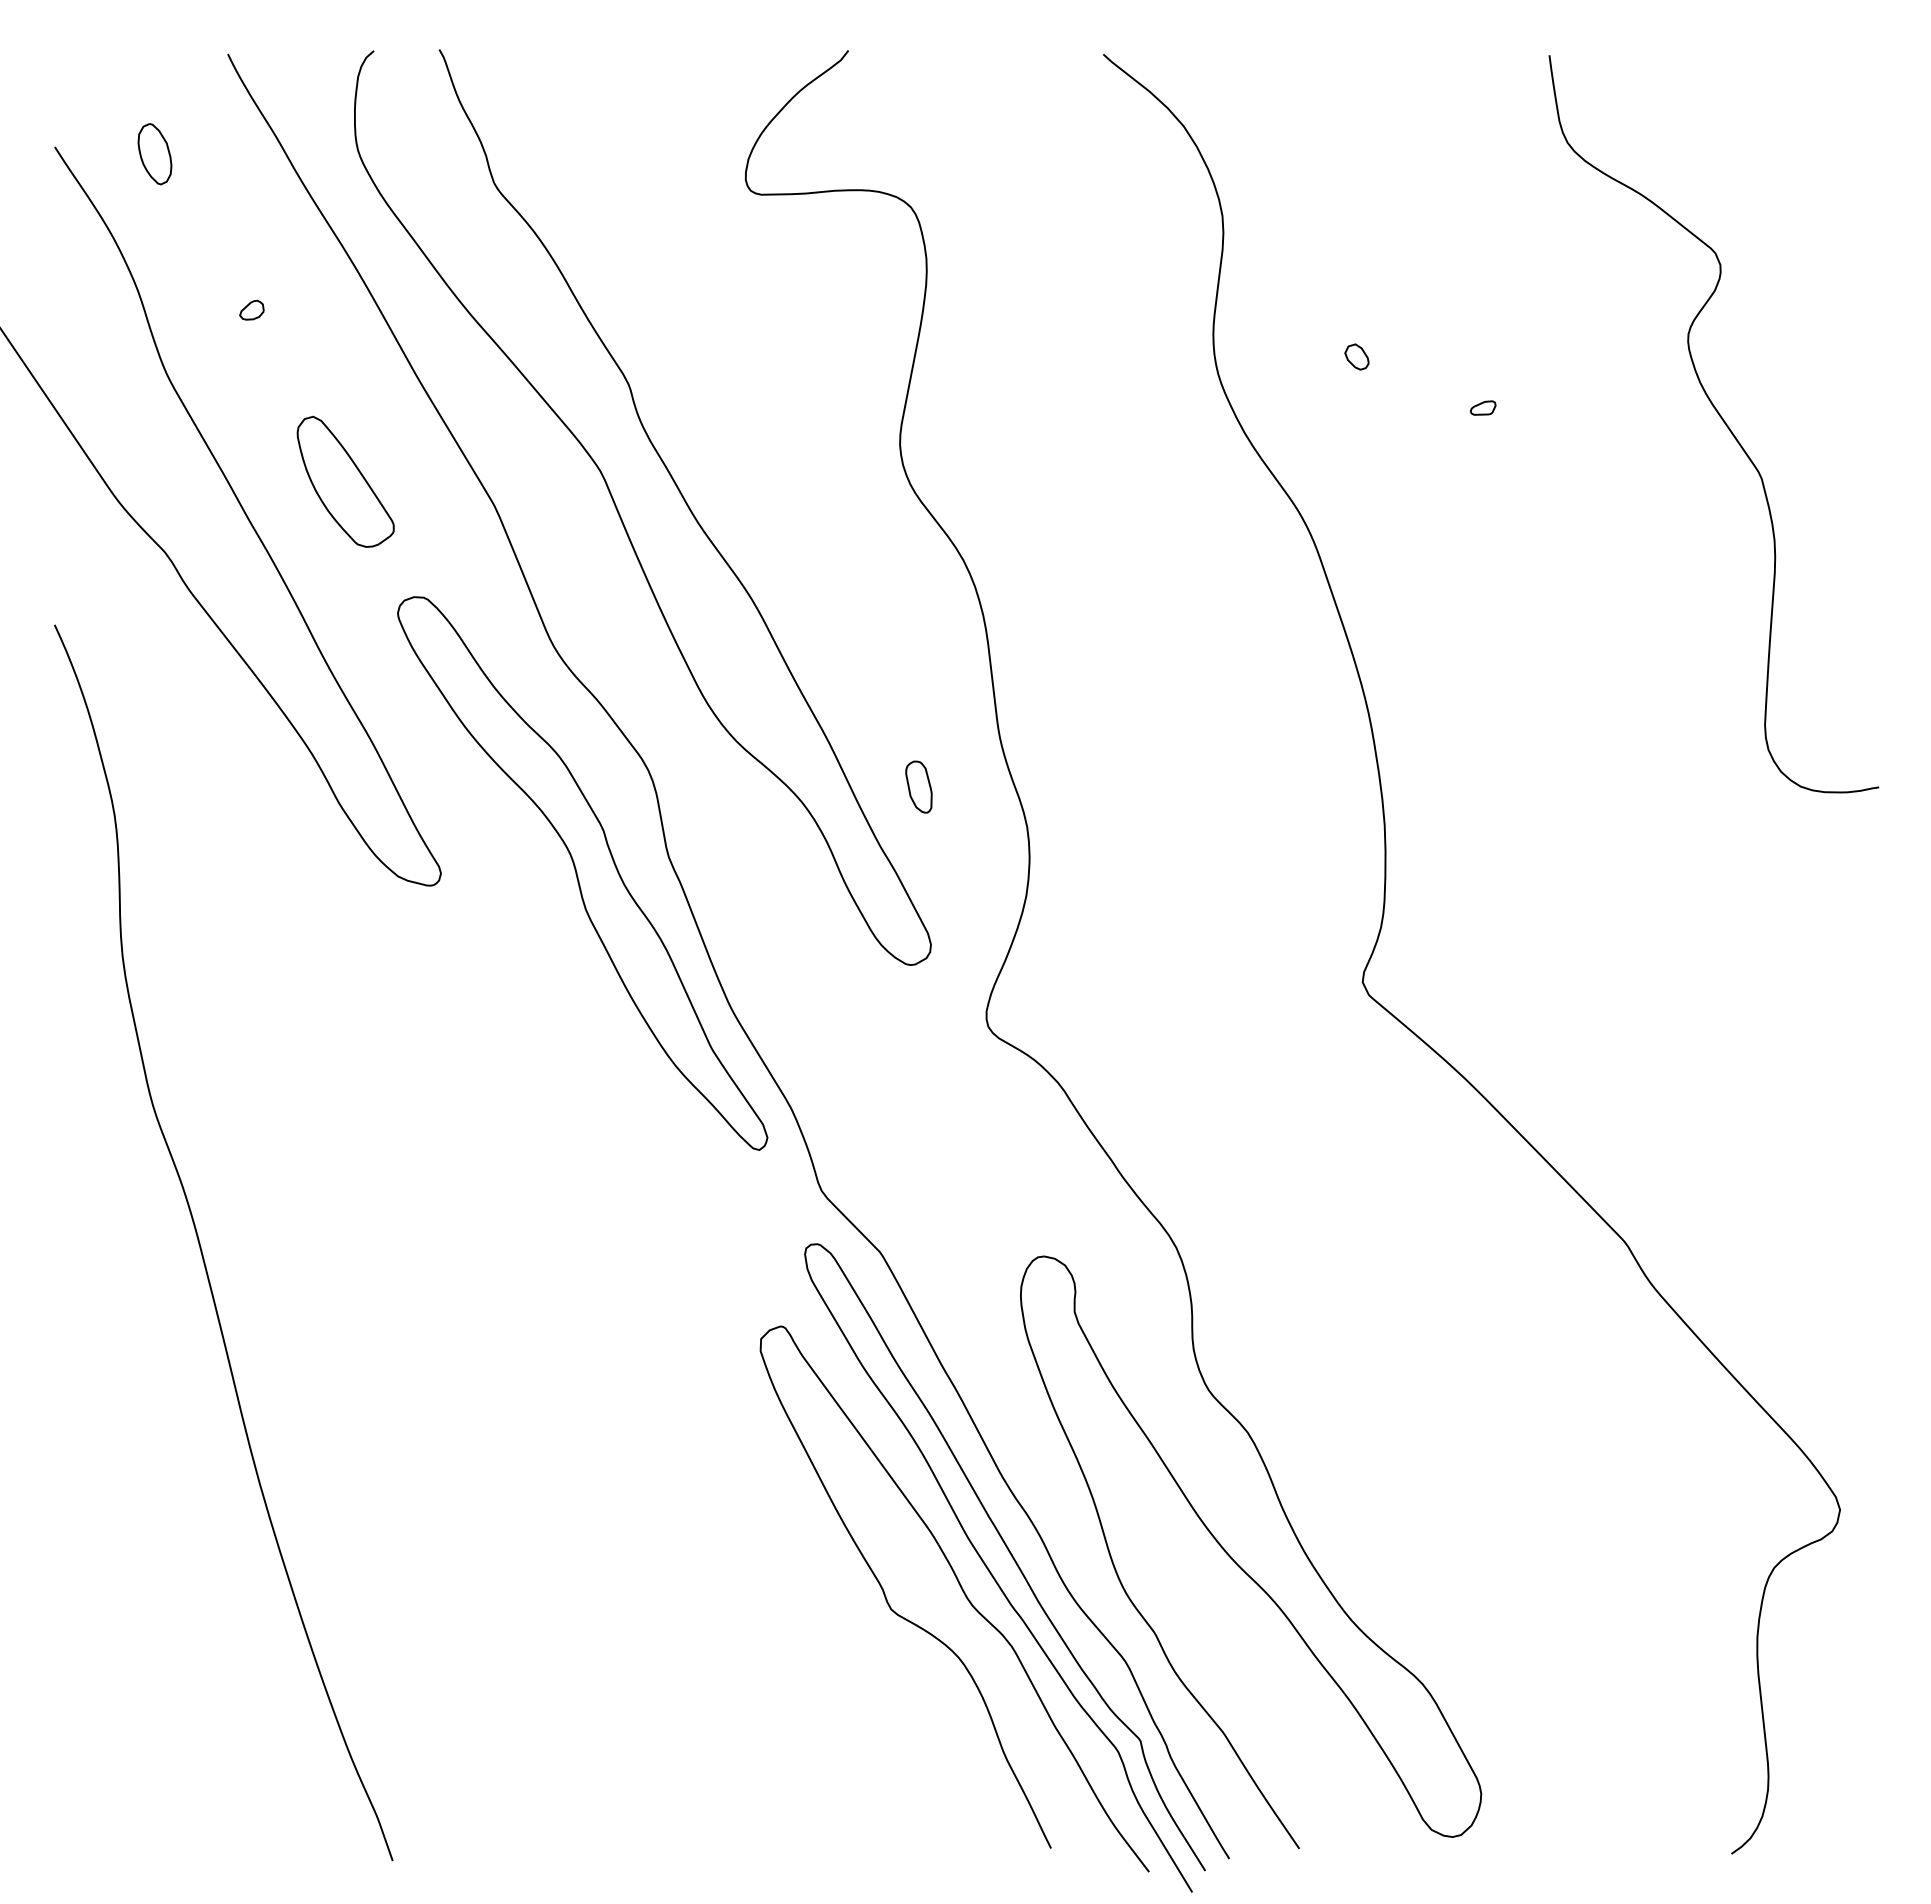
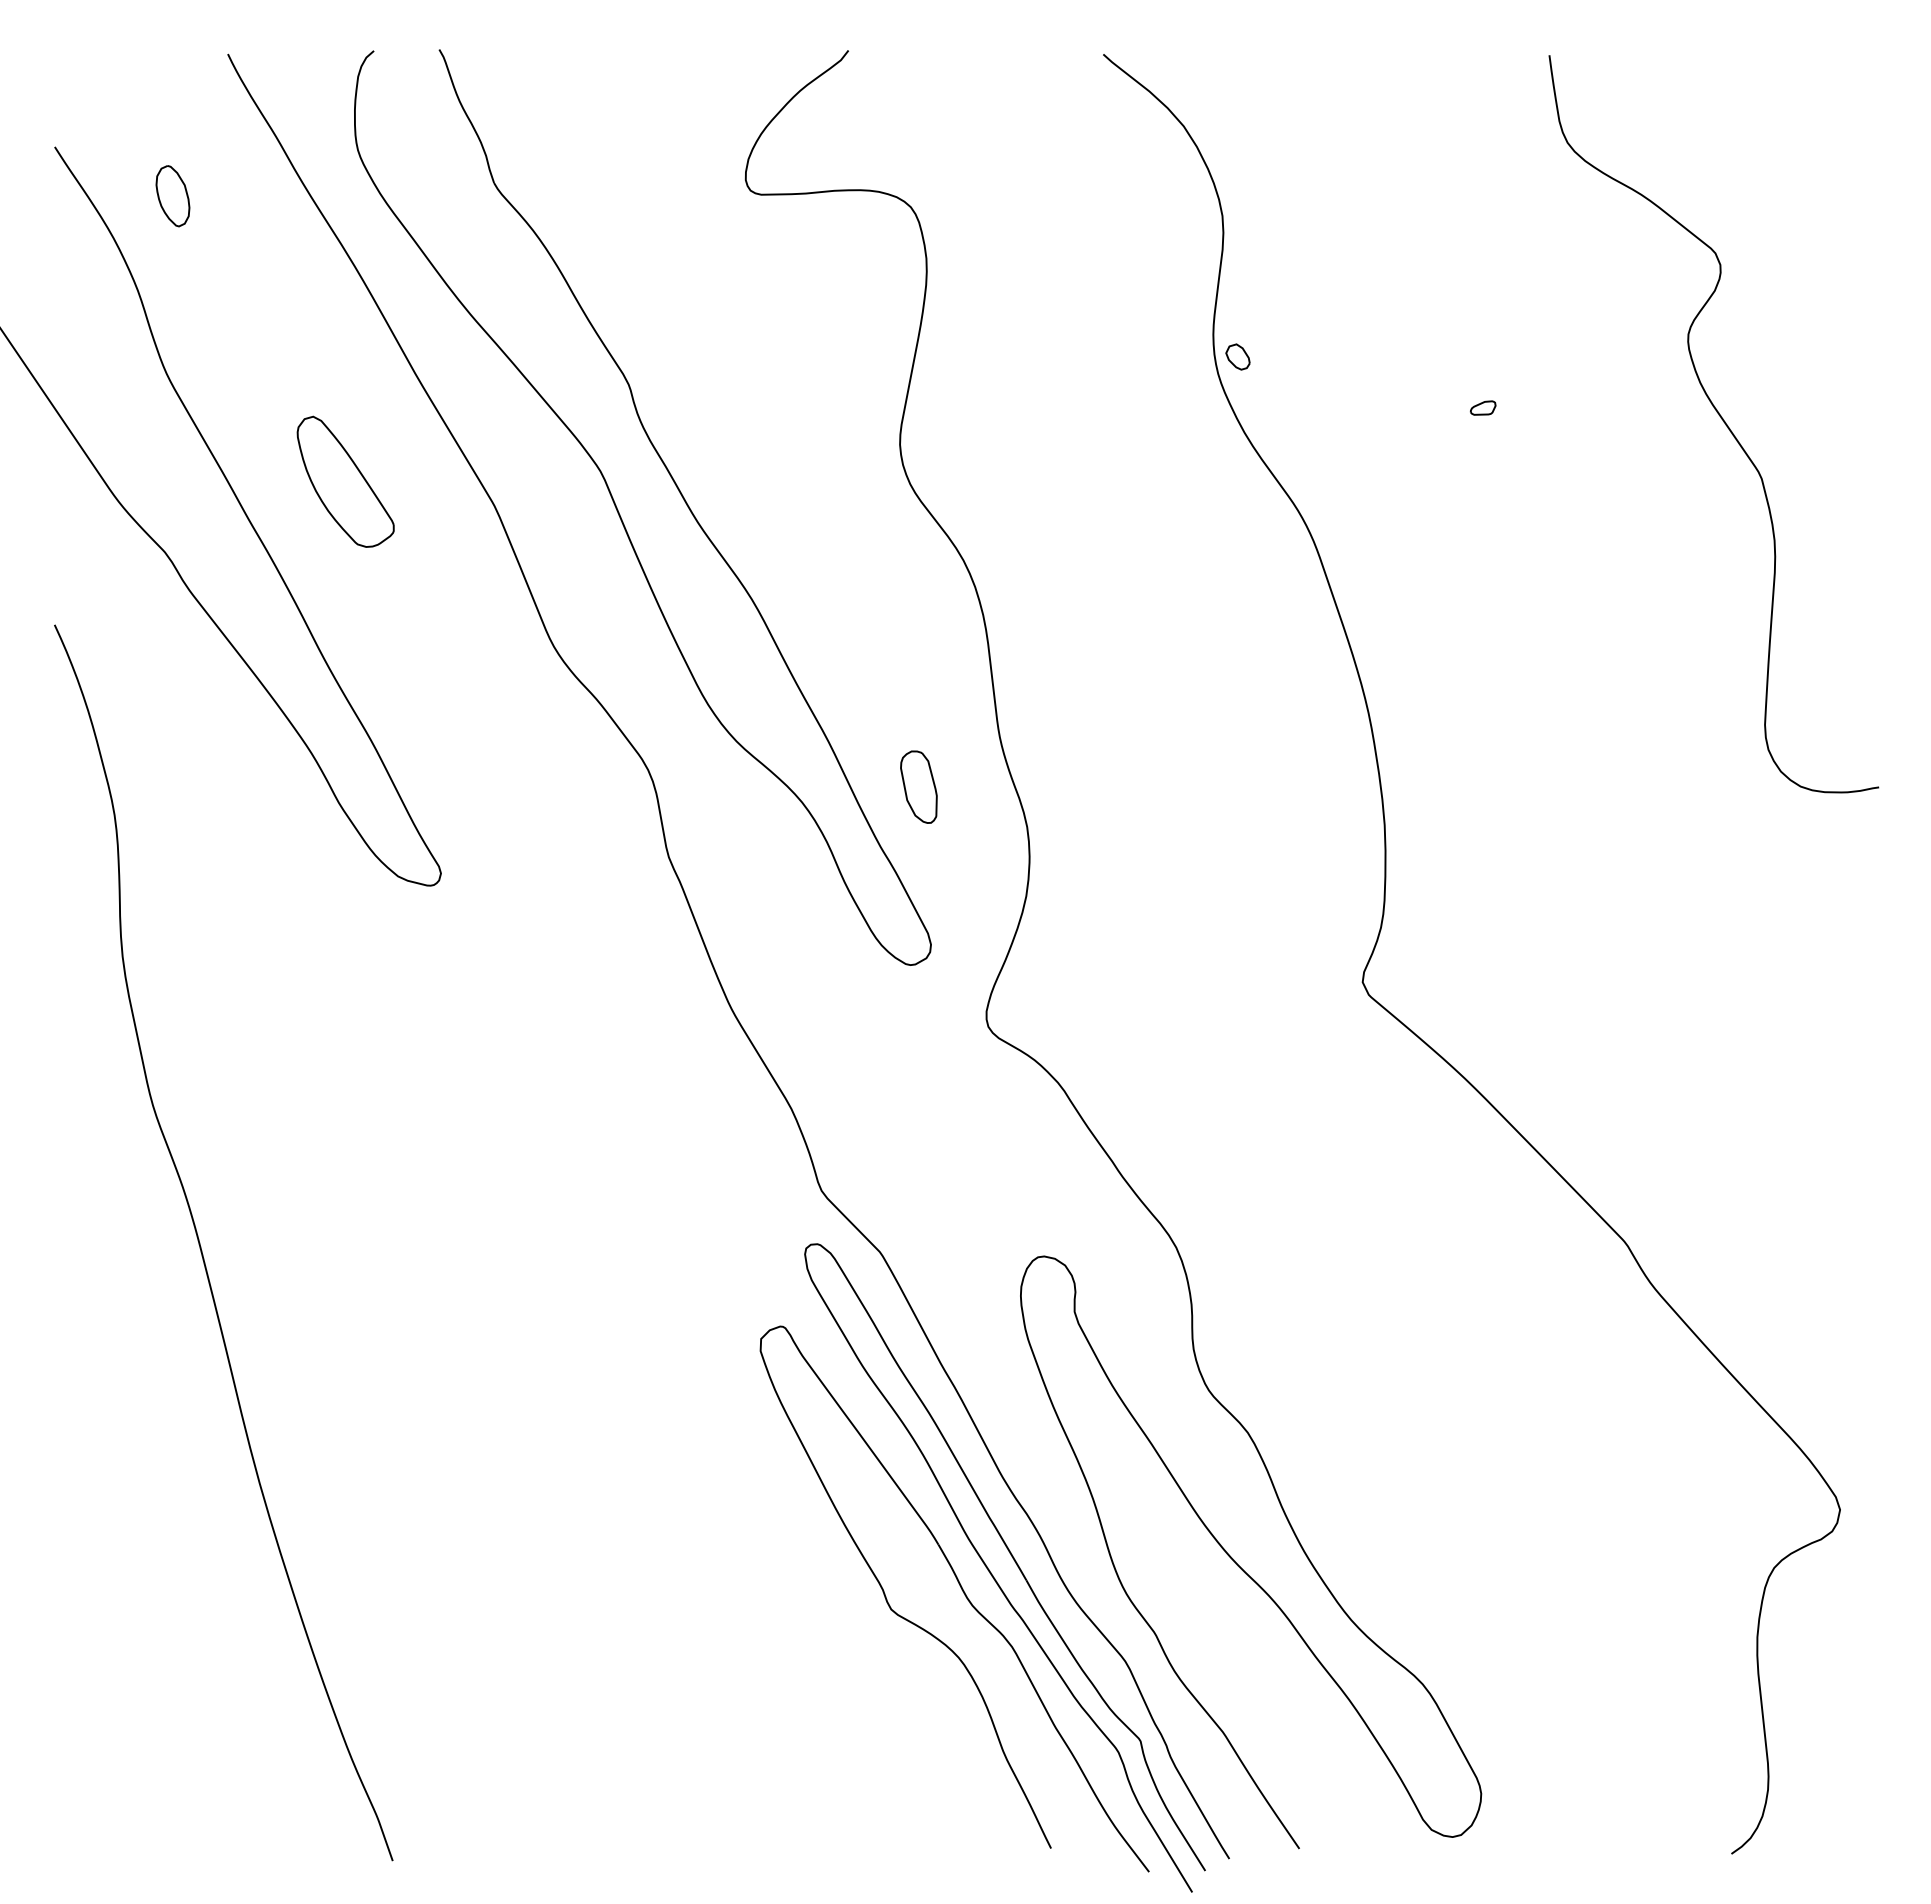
part position: (154, 154) -> (172, 196) (172, 196)
part: present -> none (251, 309)
part position: (1356, 356) -> (1237, 356) (1237, 356)
part size: 28x54 px -> 38x74 px (918, 786)
part: present -> none (582, 873)
